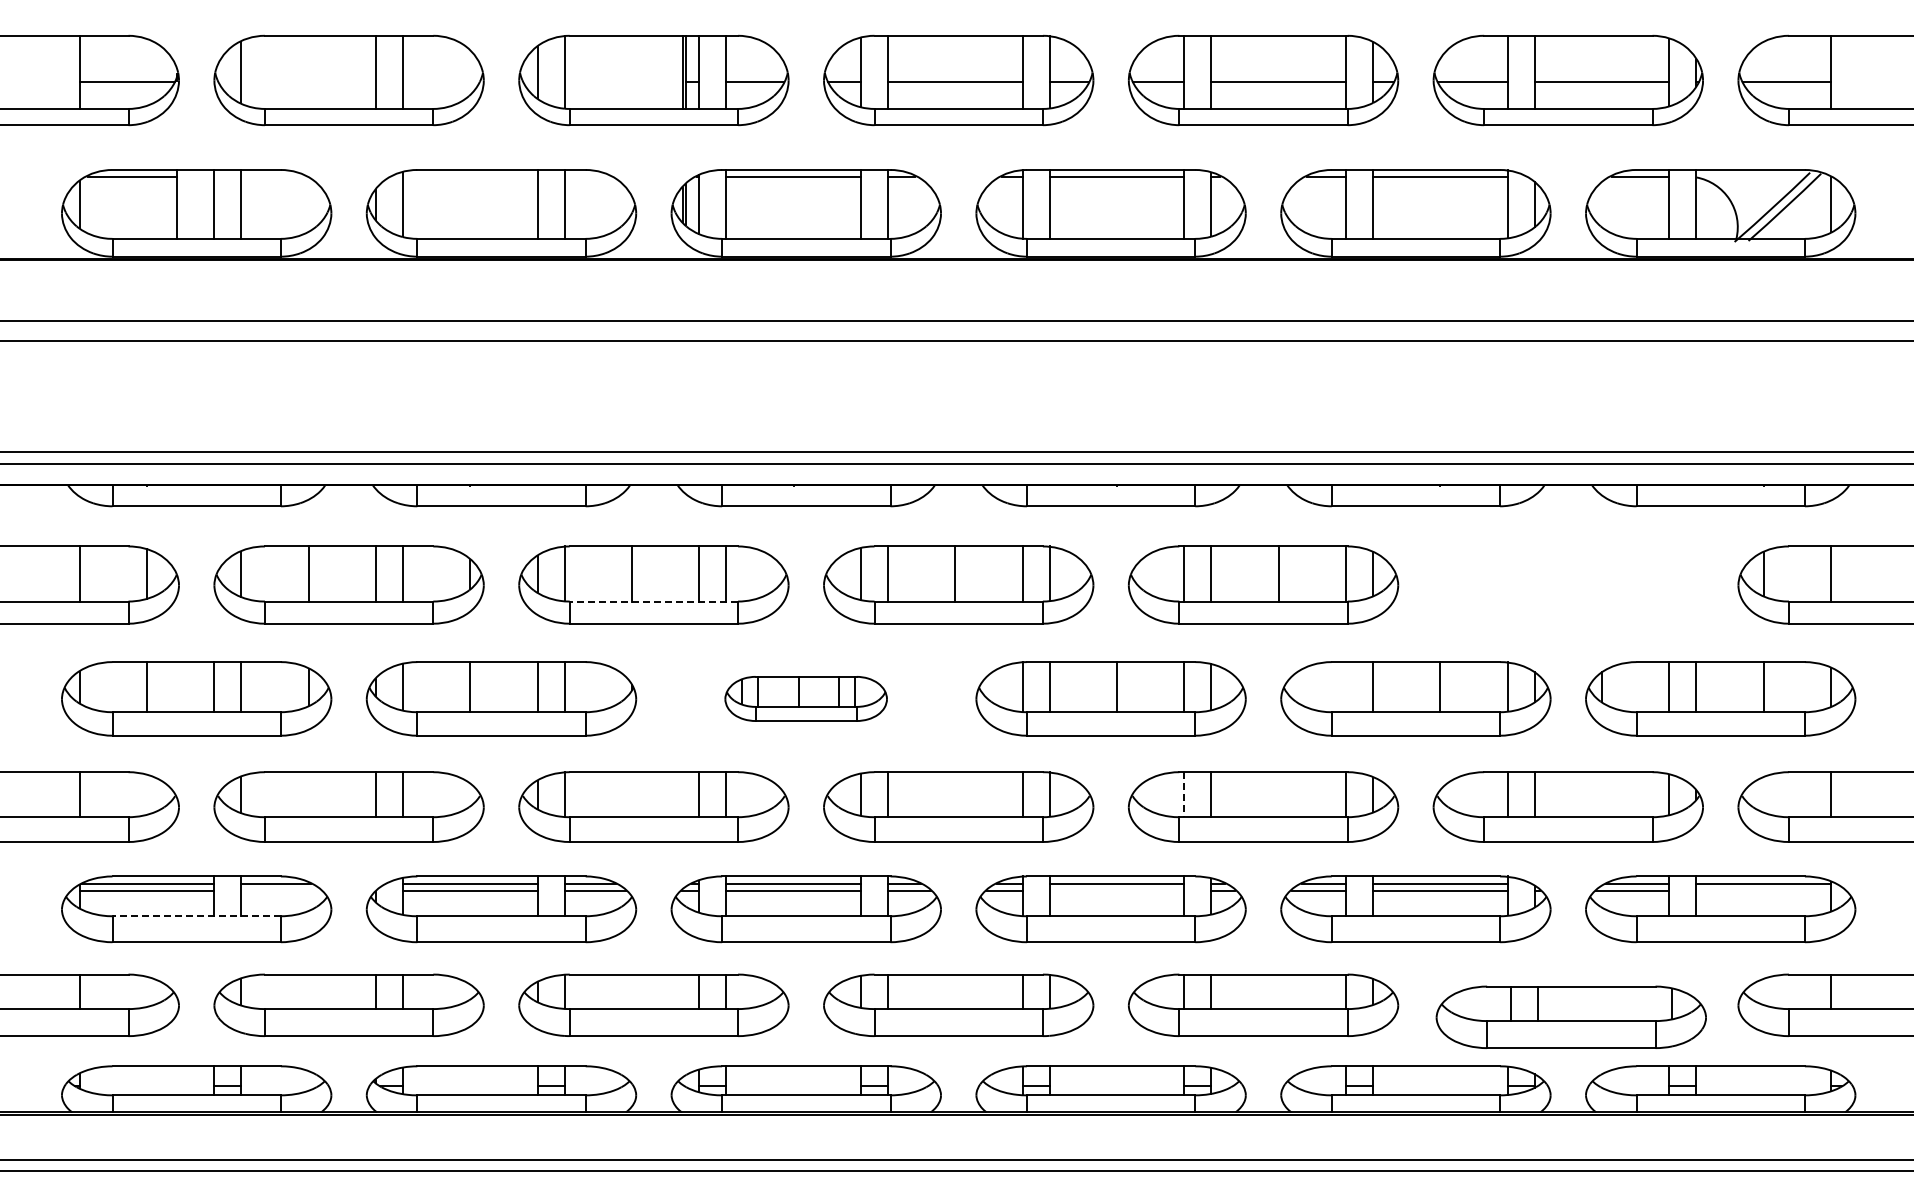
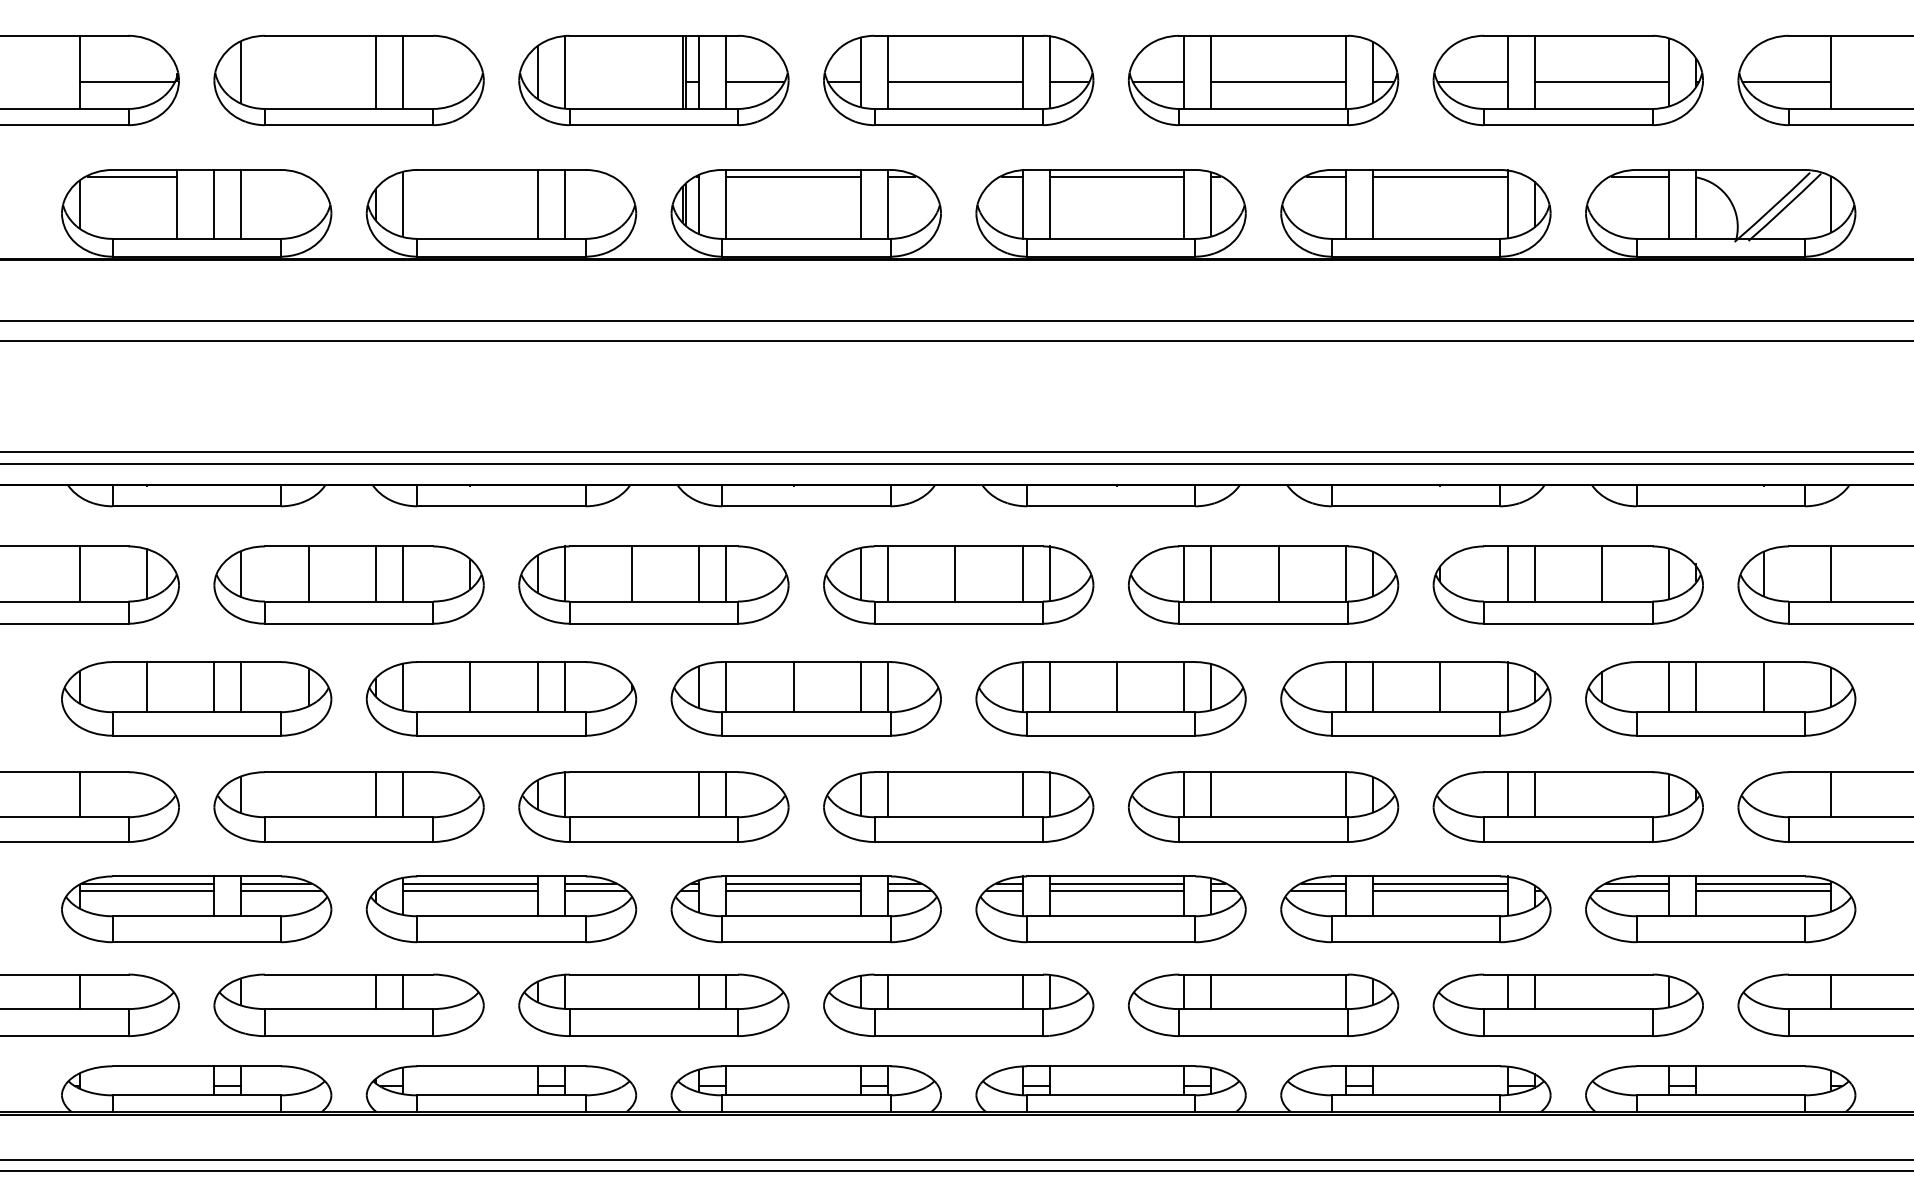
part: none -> present (1567, 584)
line: dashed -> solid (653, 601)
line: none -> present (1346, 687)
part size: 164x46 px -> 272x76 px (805, 698)
line: dashed -> solid (1184, 794)
line: none -> present (280, 890)
line: none -> present (1116, 890)
line: none -> present (1763, 890)
line: dashed -> solid (196, 916)
part position: (1570, 1016) -> (1567, 1004) (1567, 1004)
